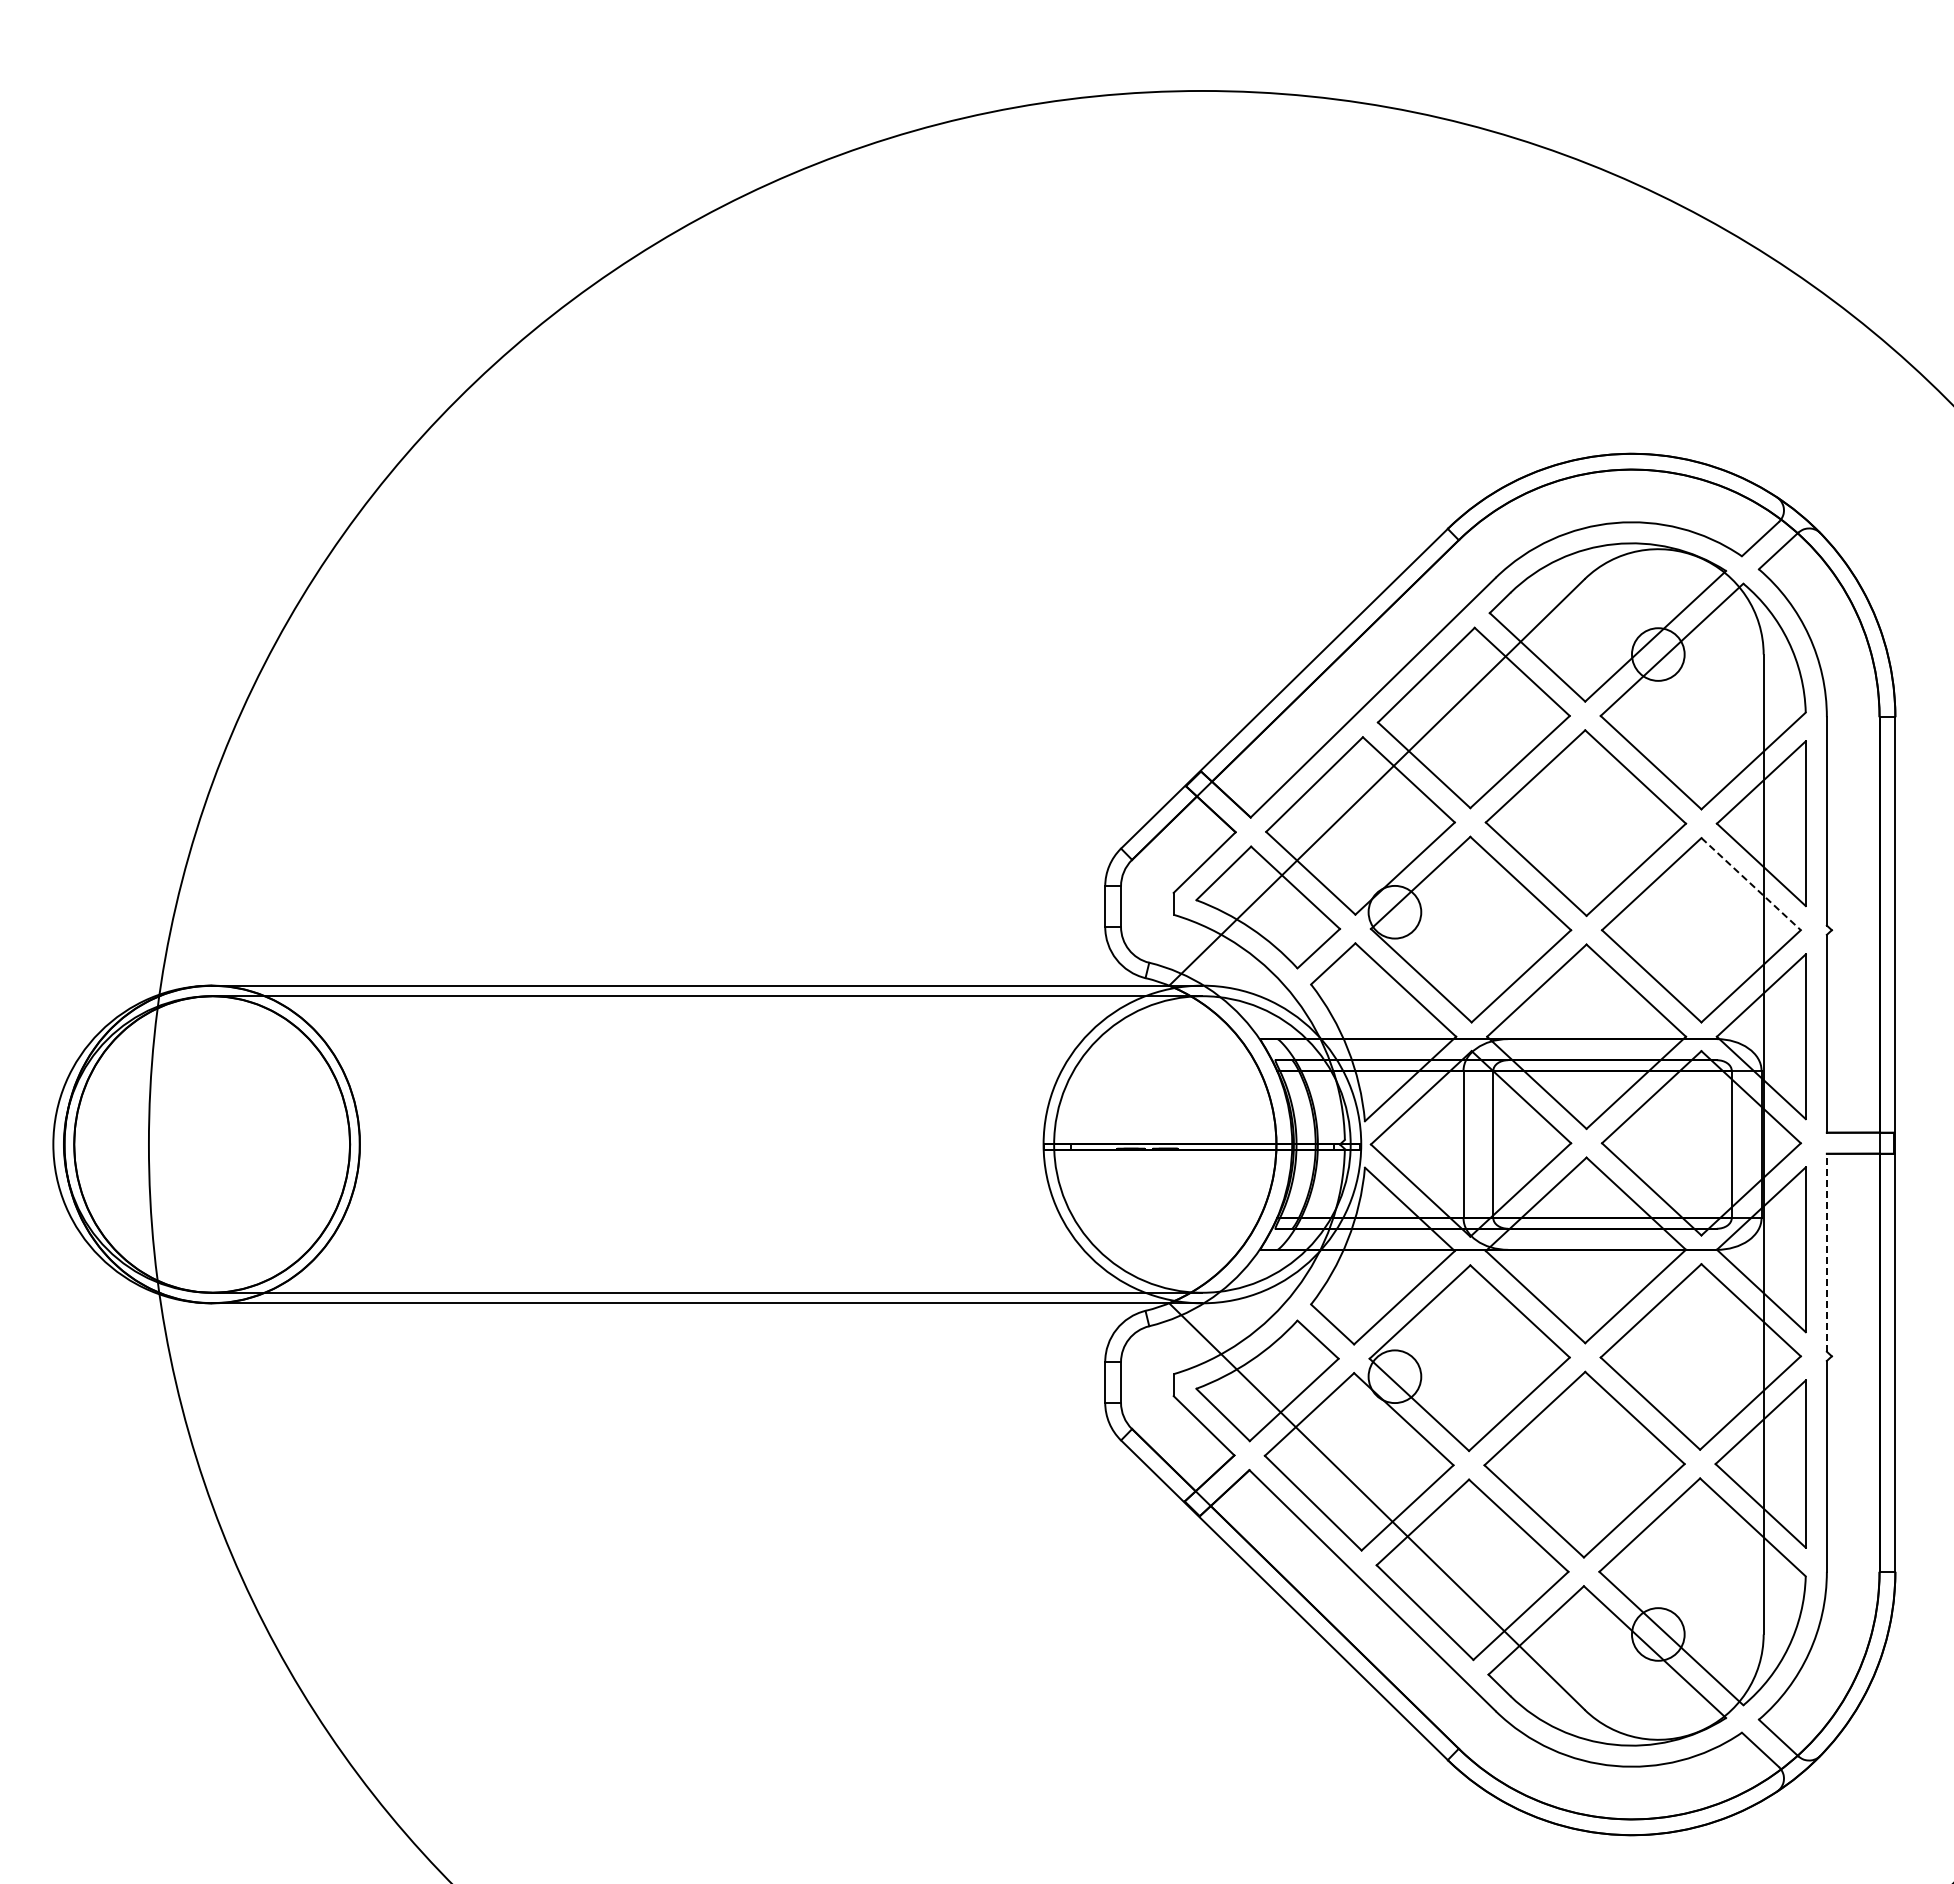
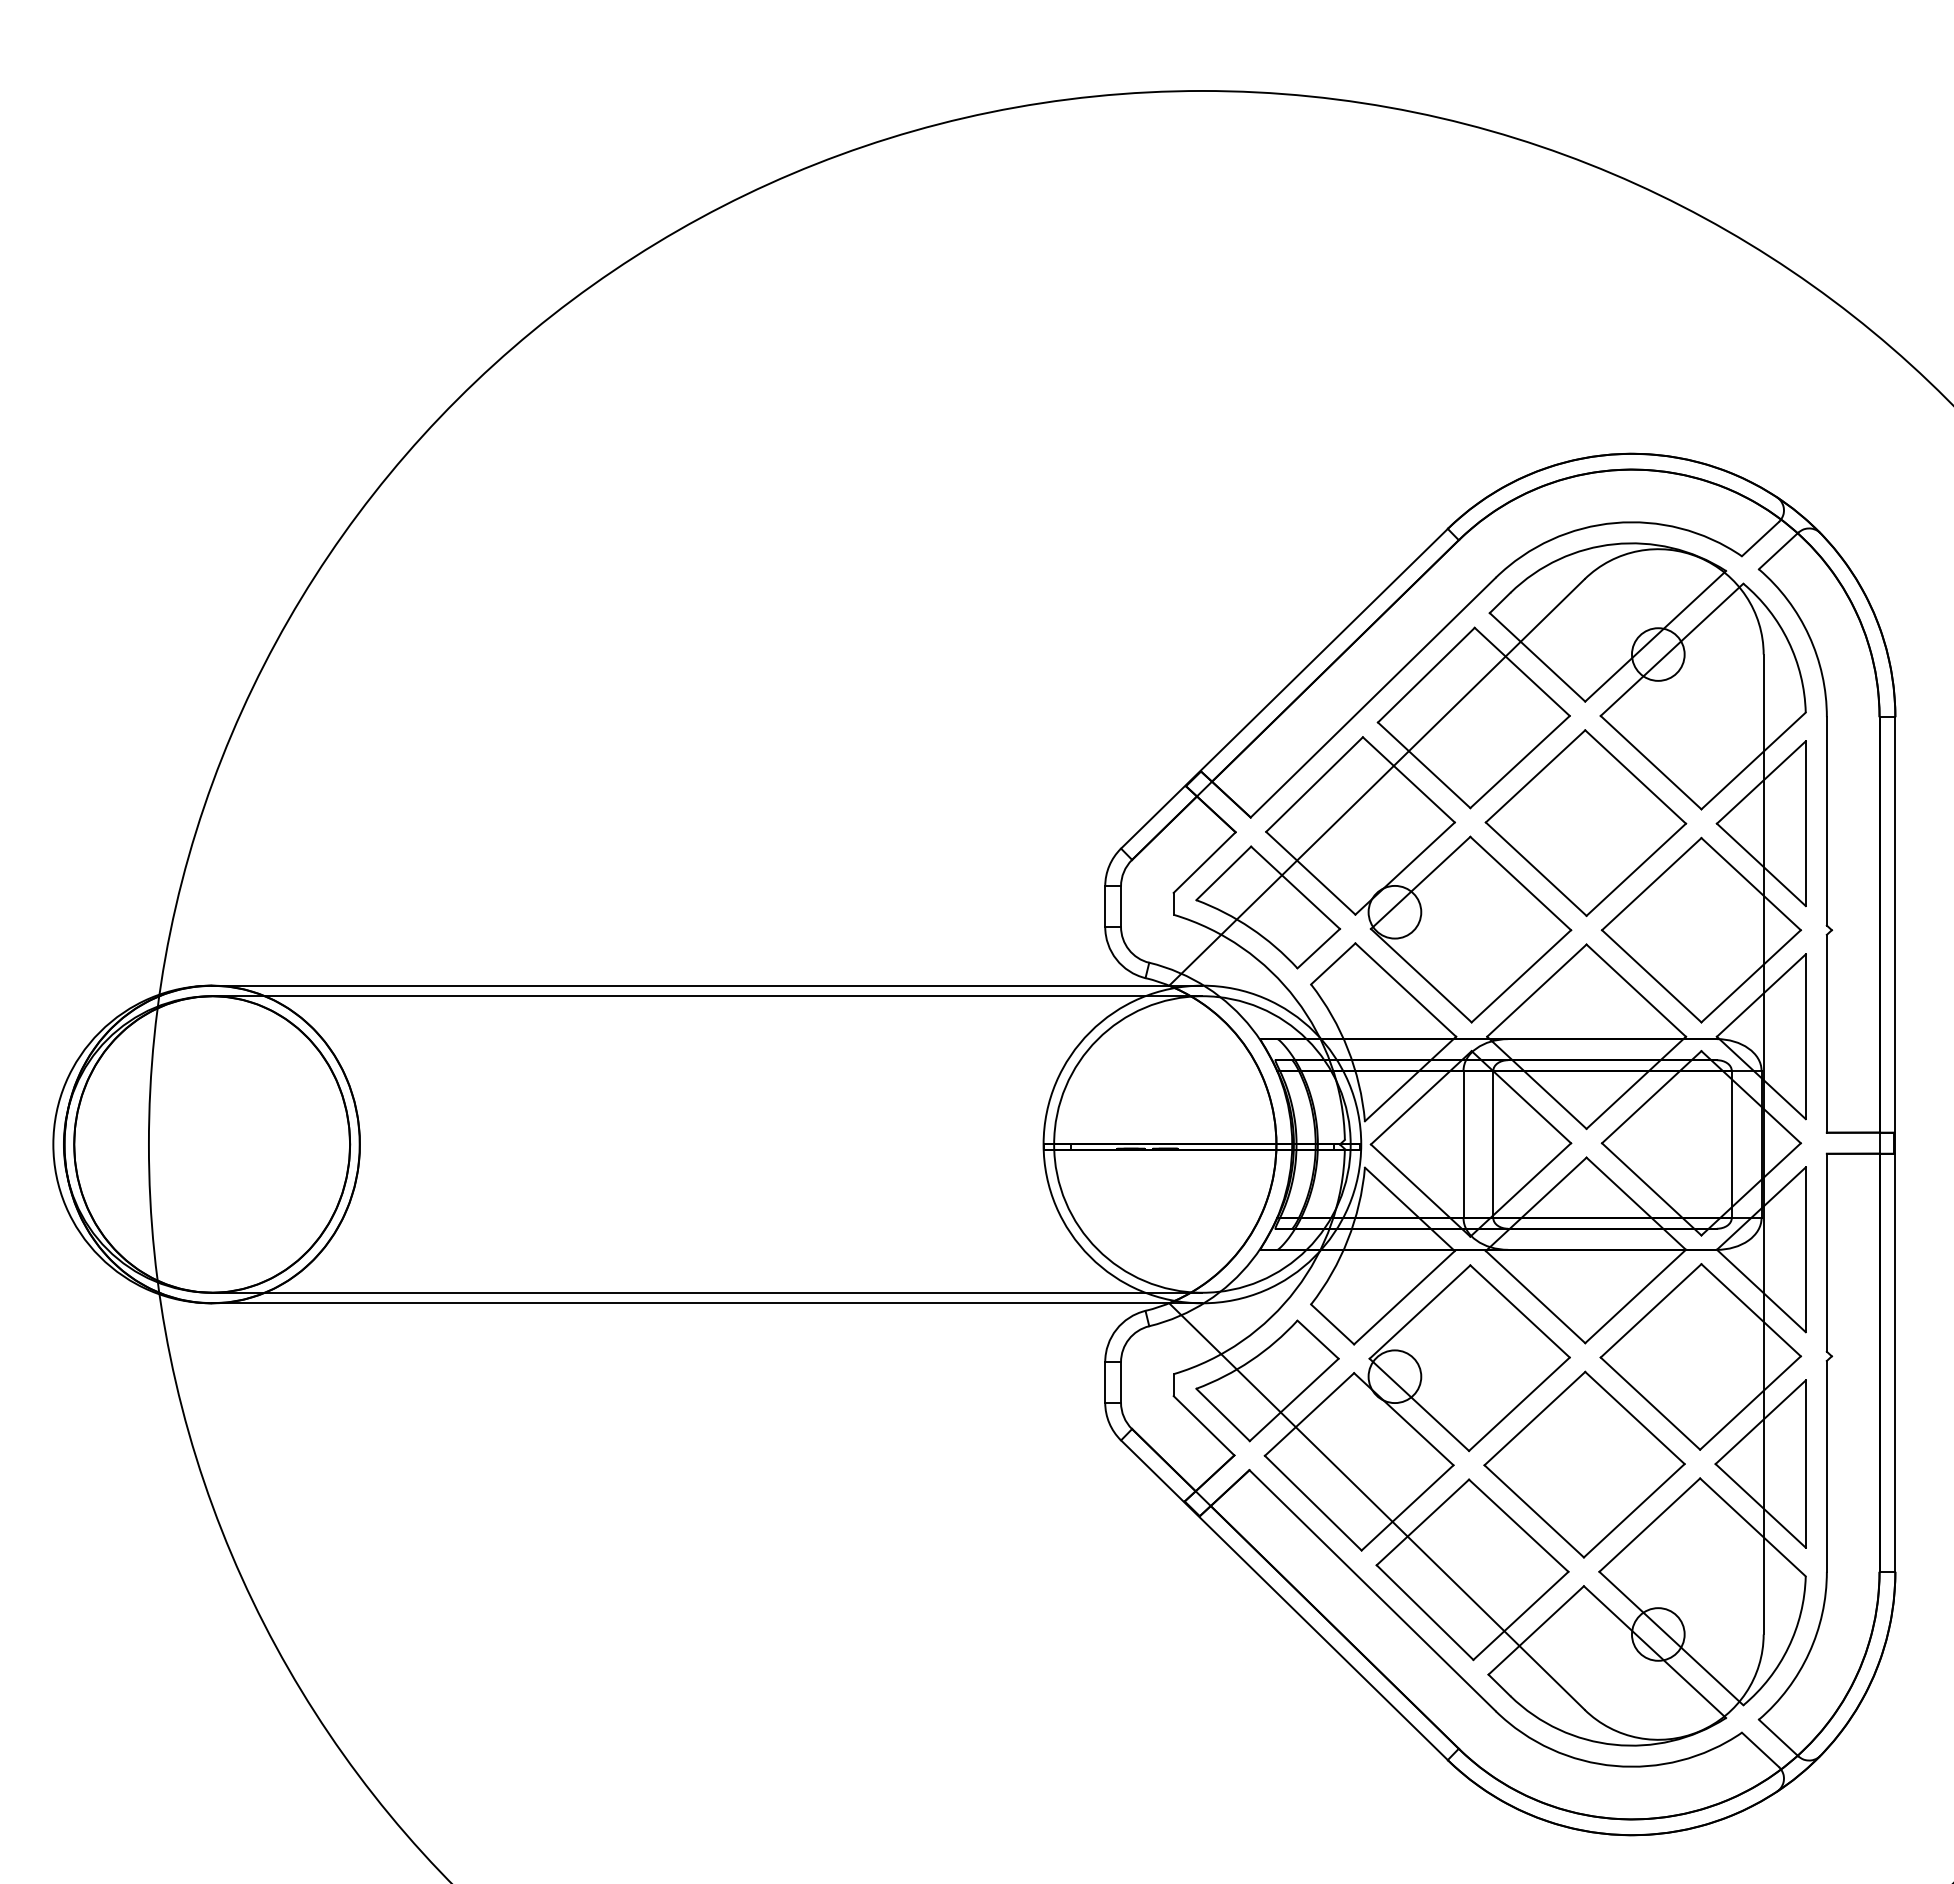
line: dashed -> solid (1751, 884)
line: dashed -> solid (1826, 1252)
